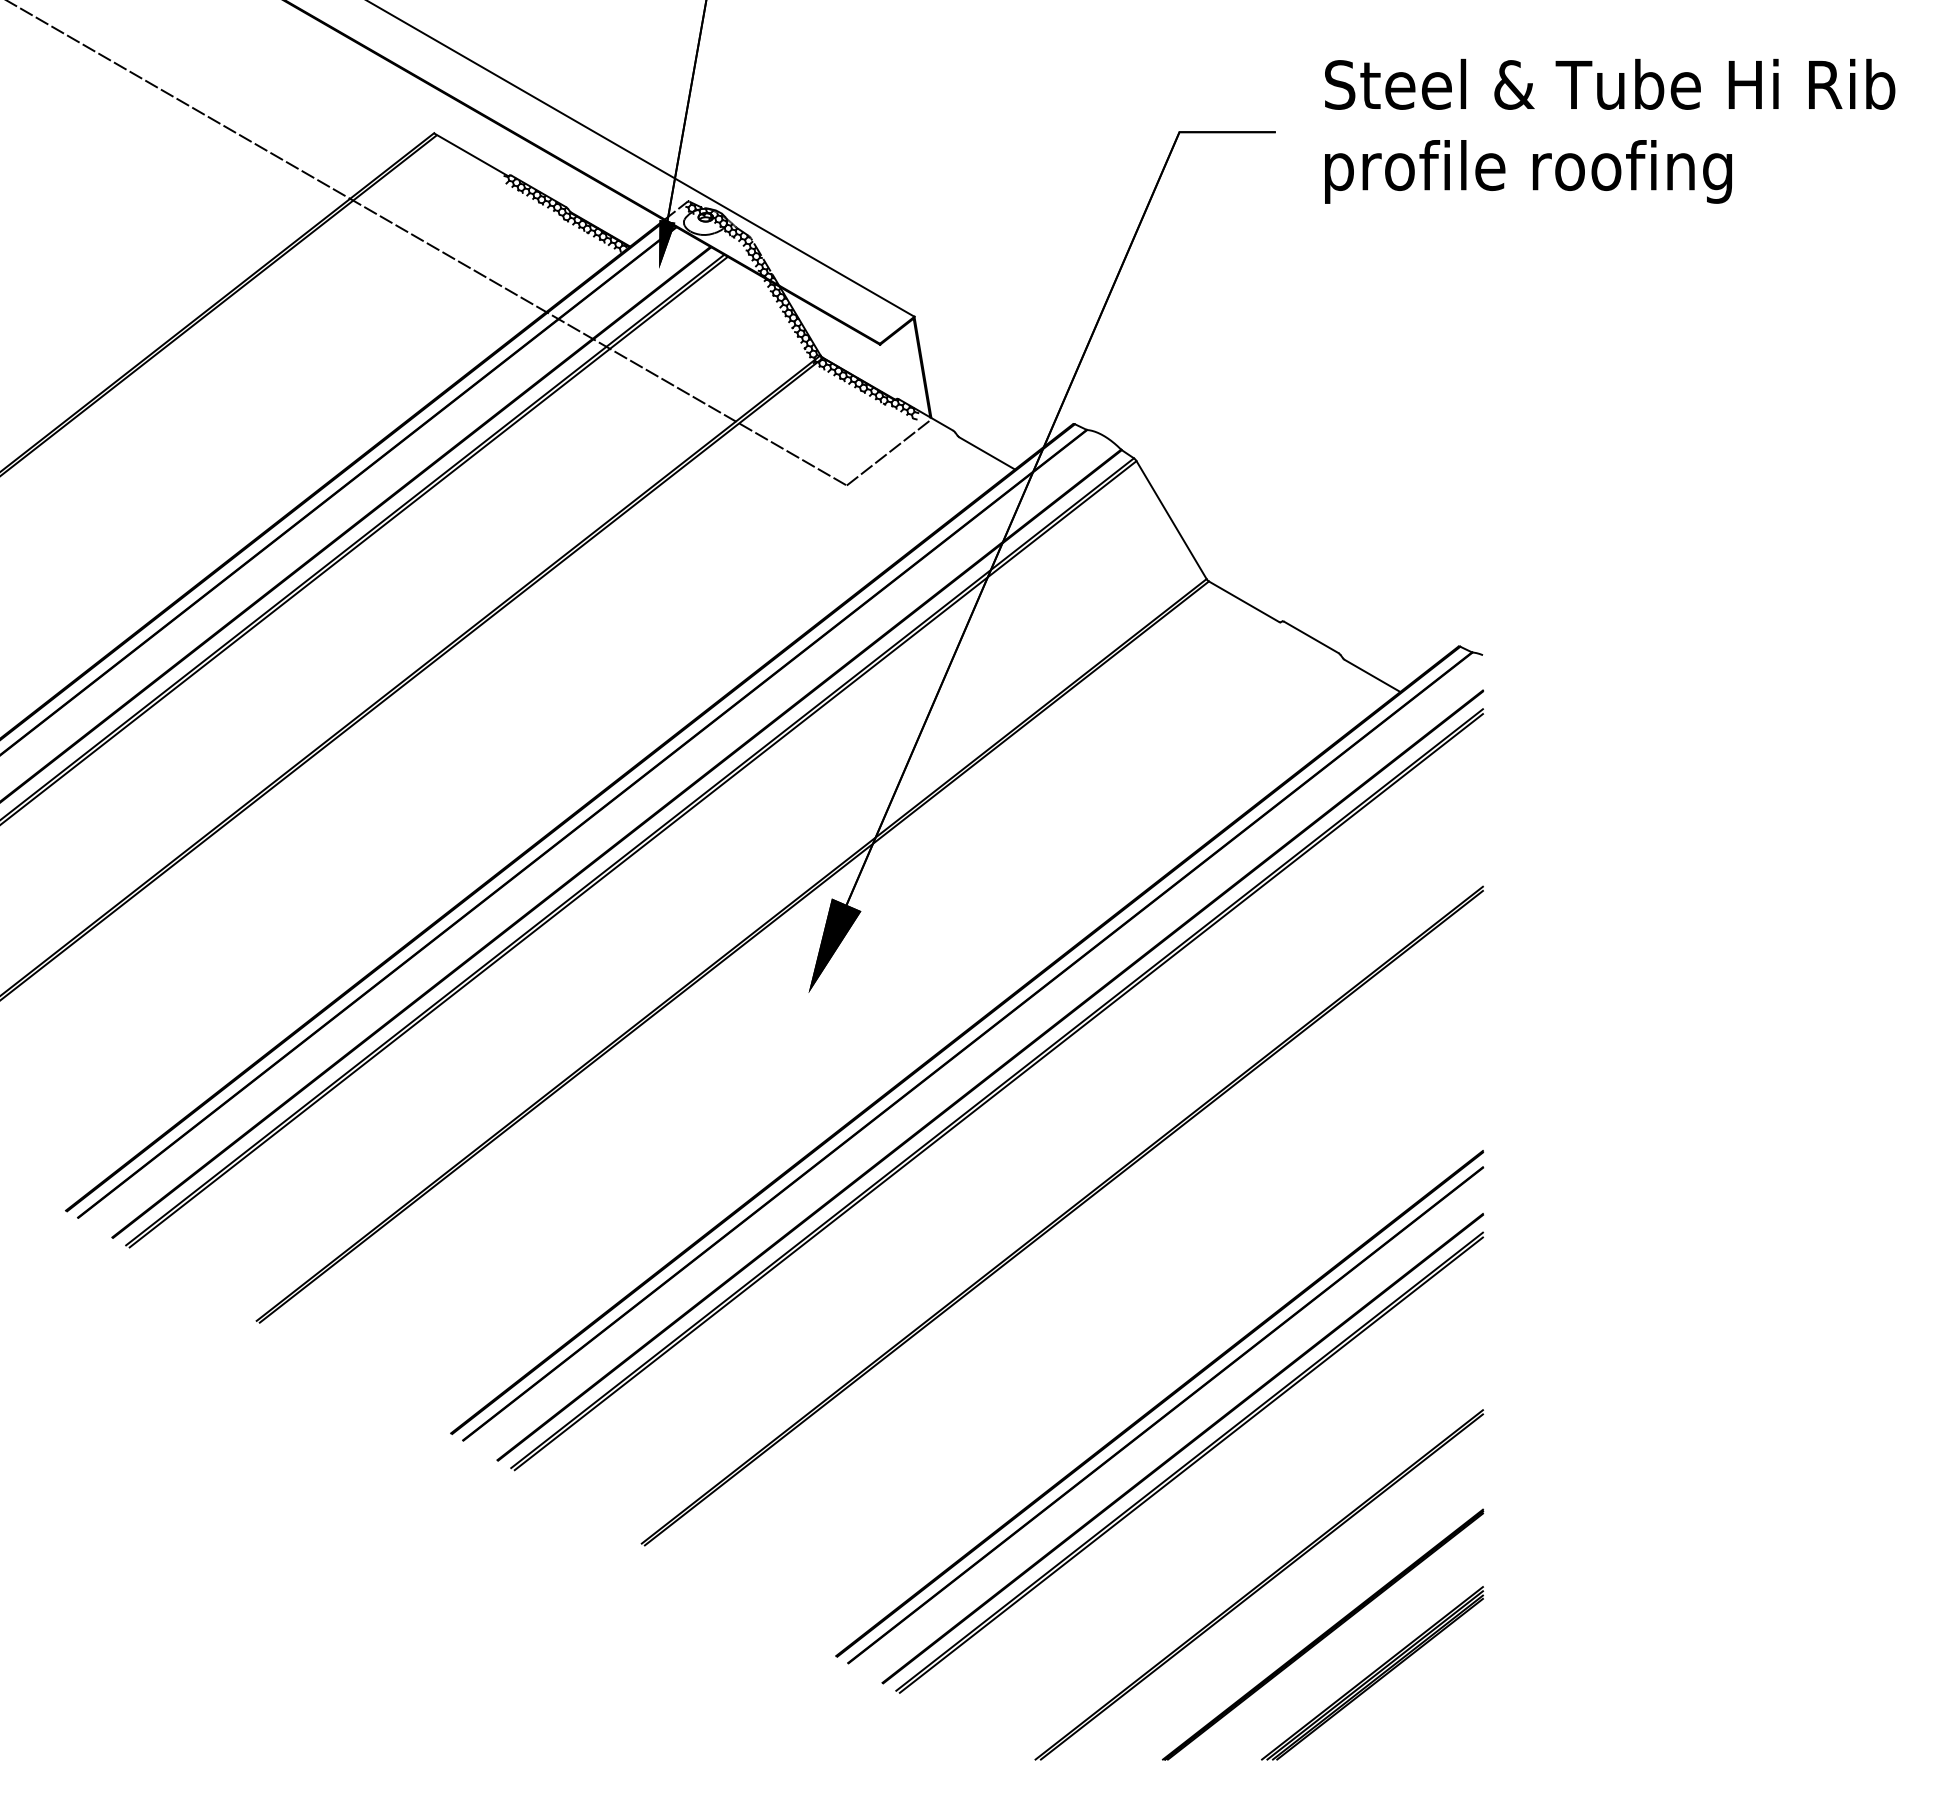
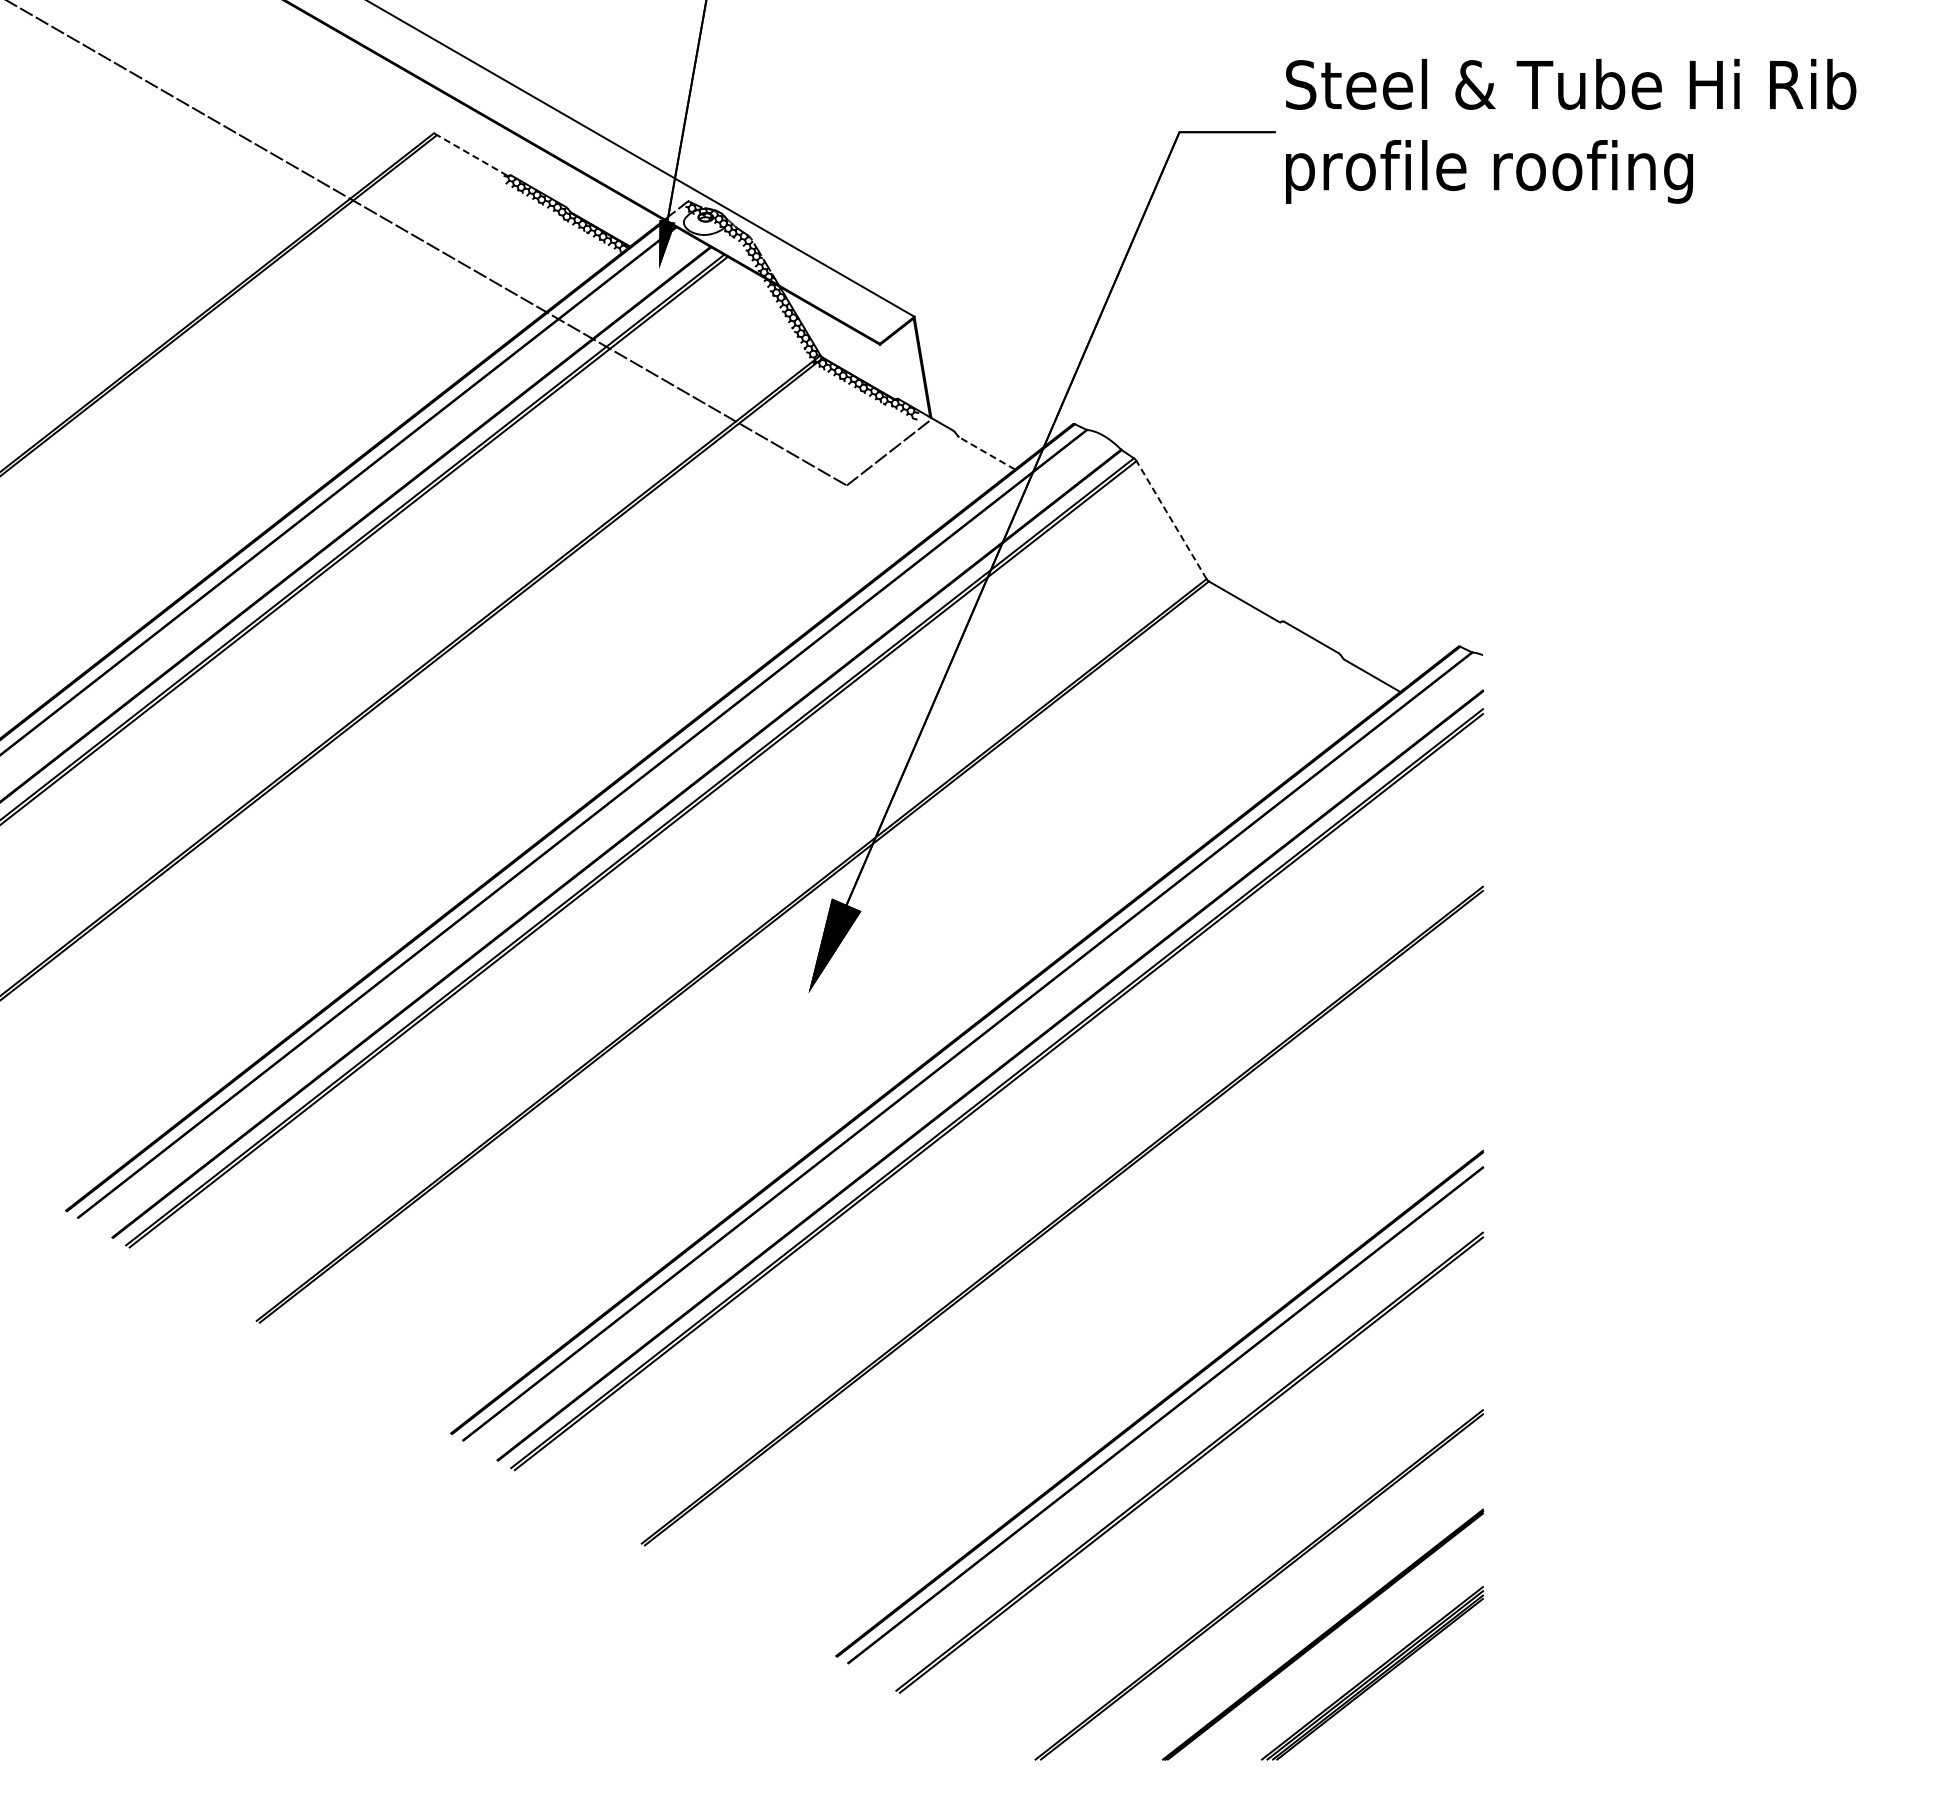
text position: (1610, 130) -> (1571, 130) (1571, 130)
line: solid -> dashed (471, 154)
line: solid -> dashed (986, 453)
line: solid -> dashed (1171, 520)
line: present -> none (1182, 1448)
